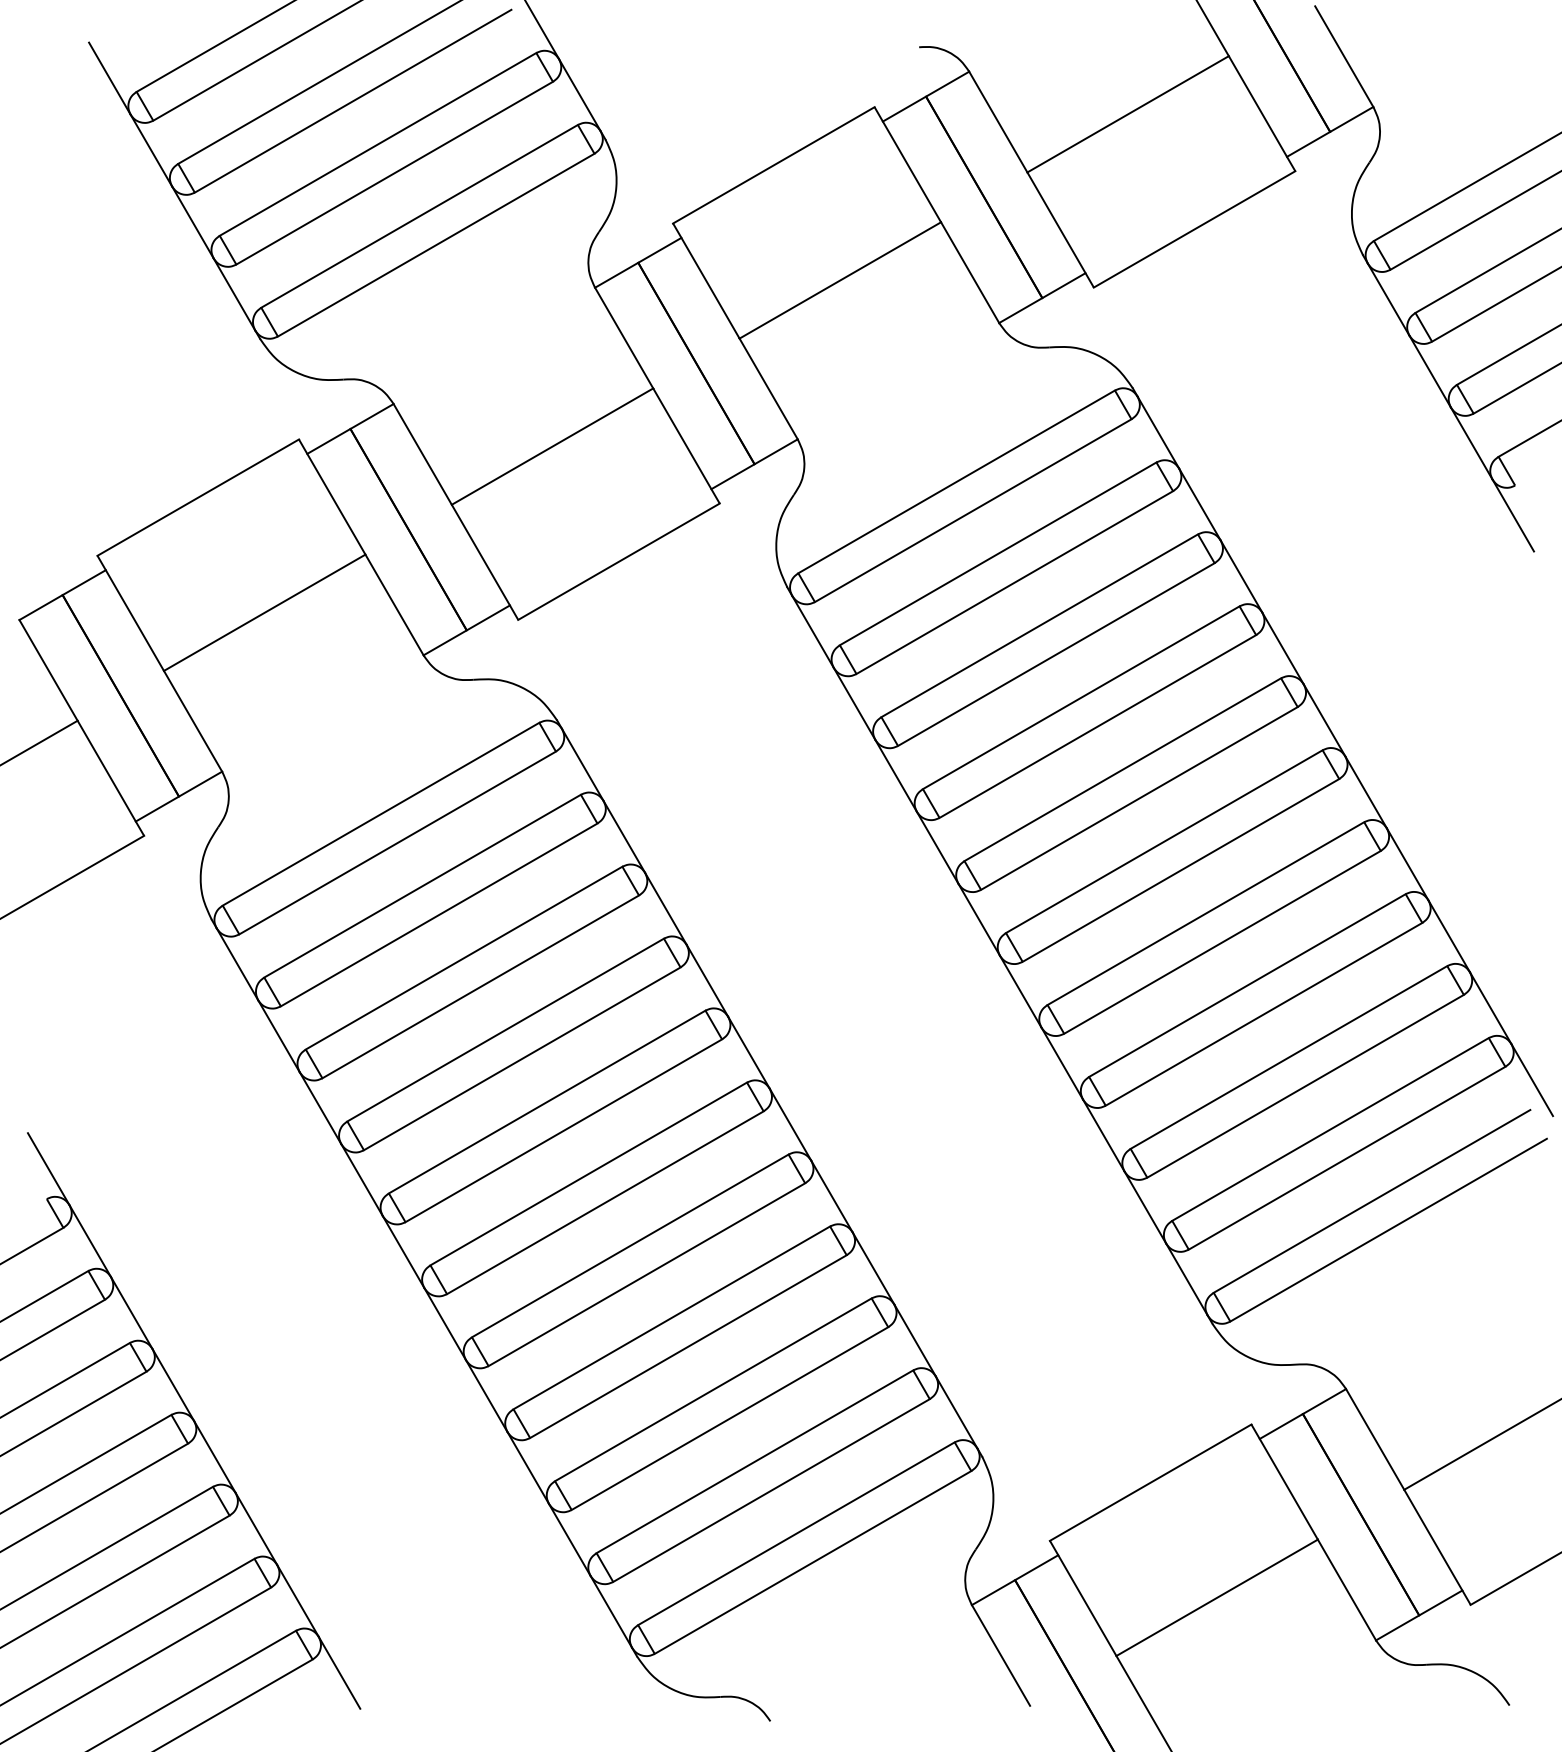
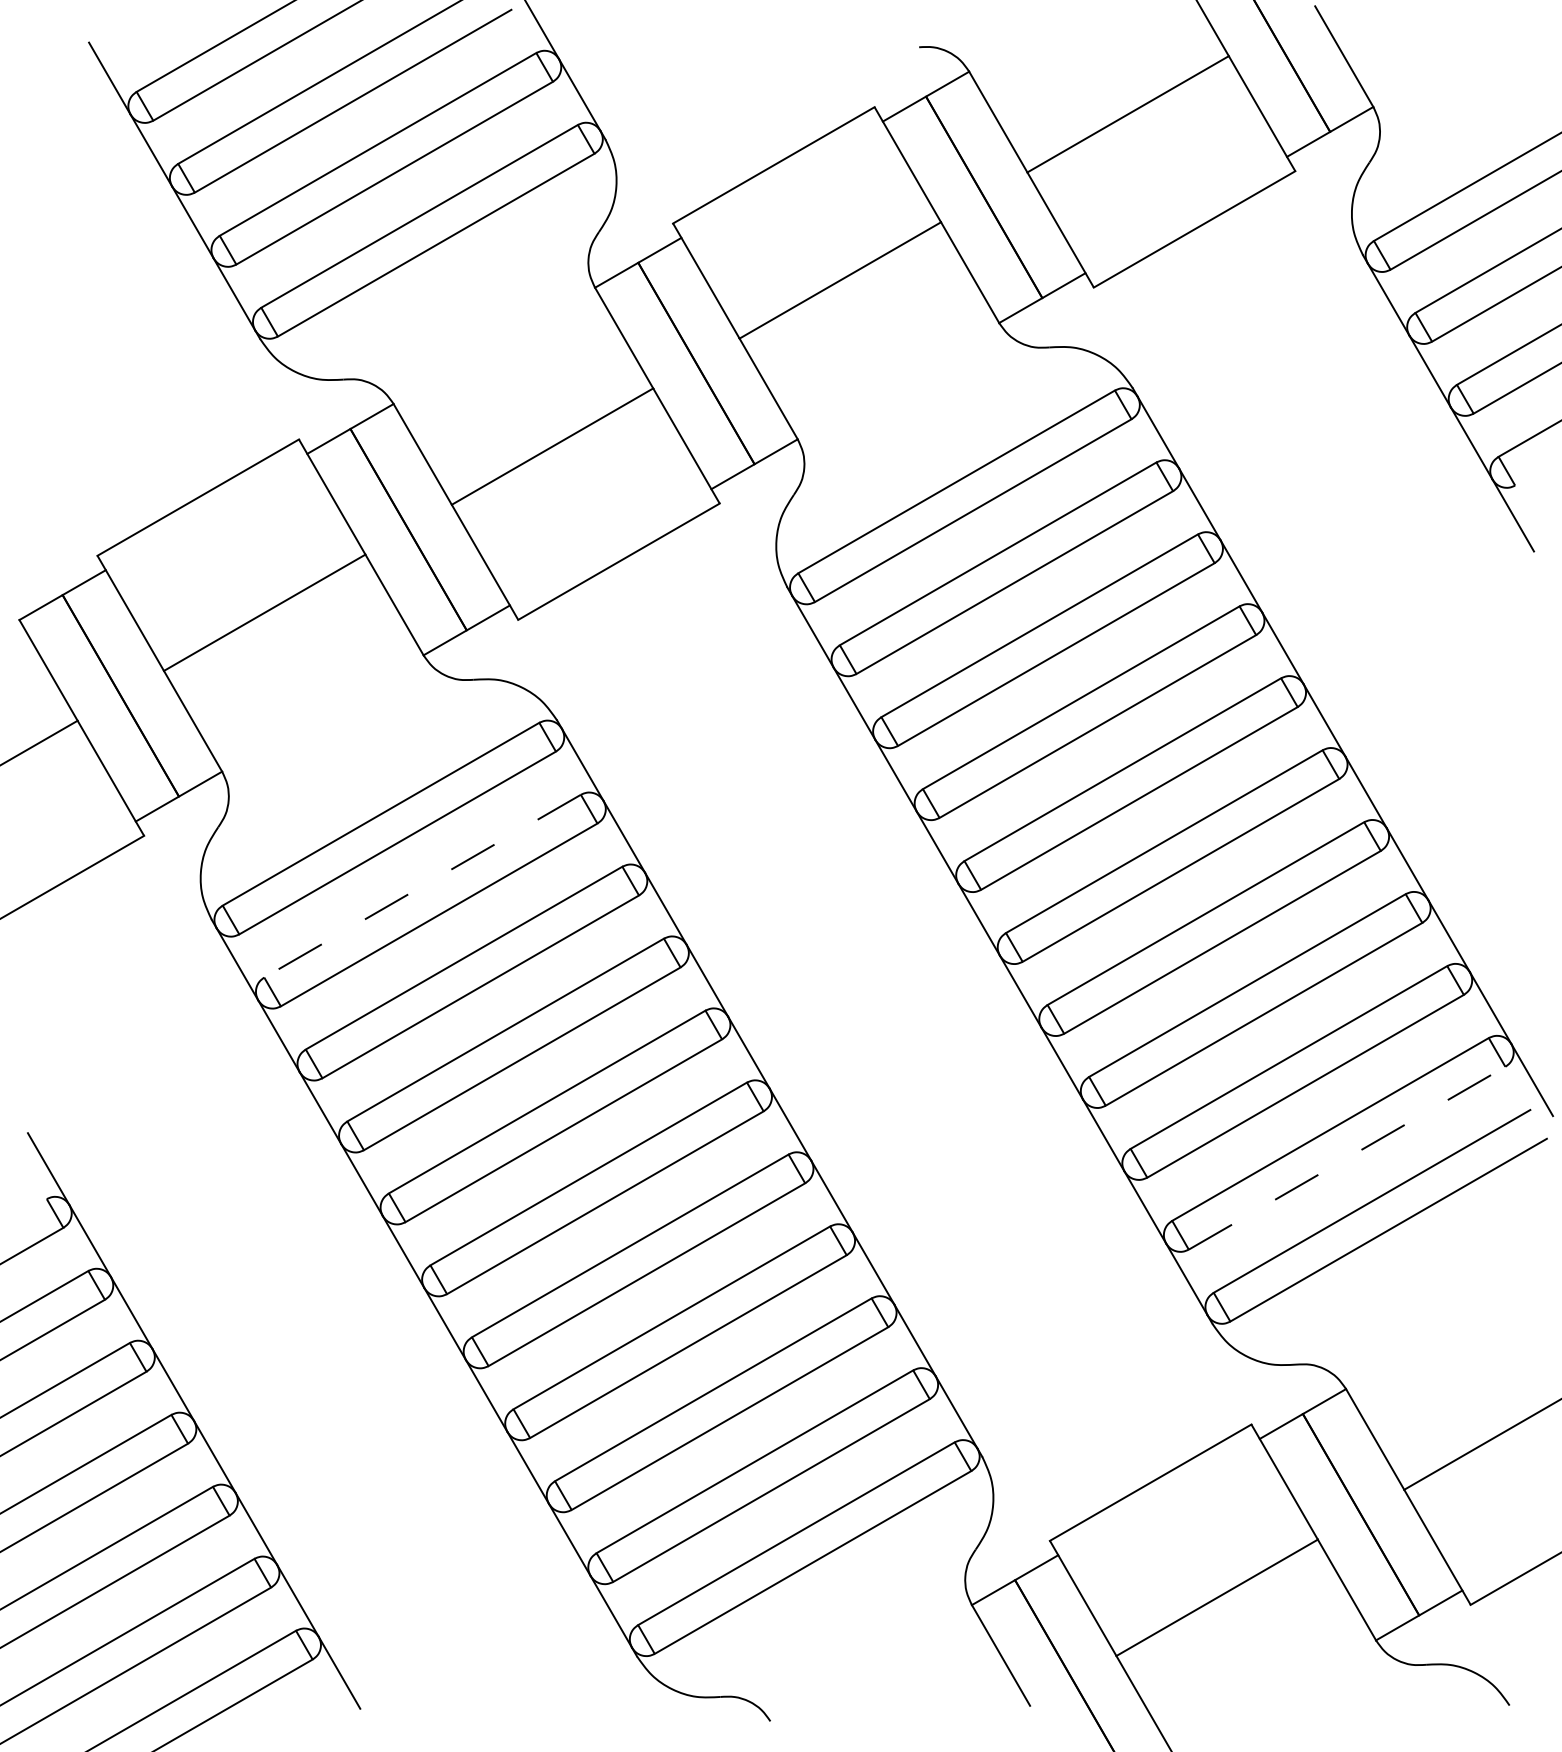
line: solid -> dashed (422, 886)
line: solid -> dashed (1347, 1158)
